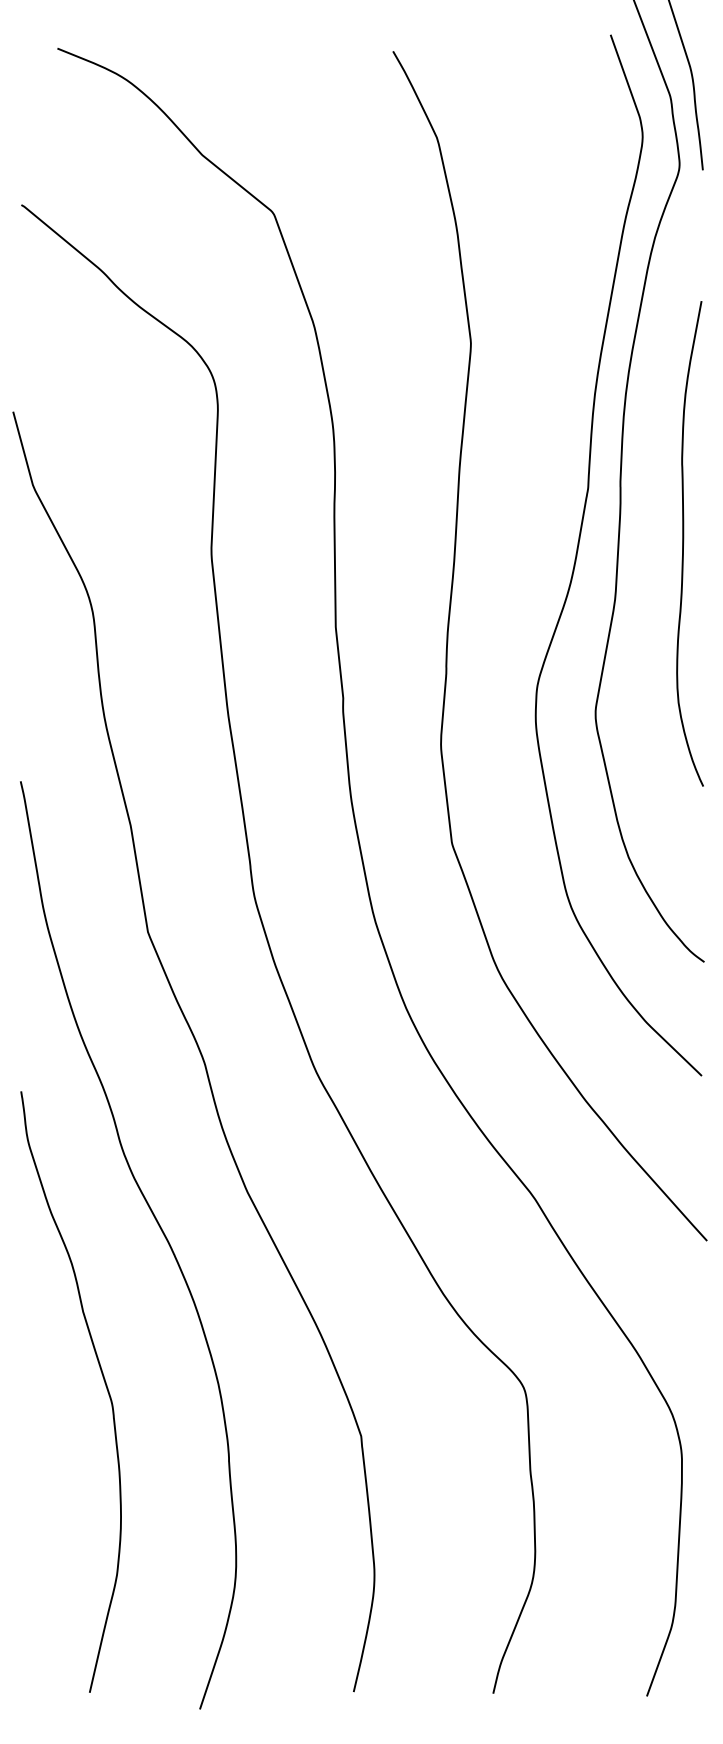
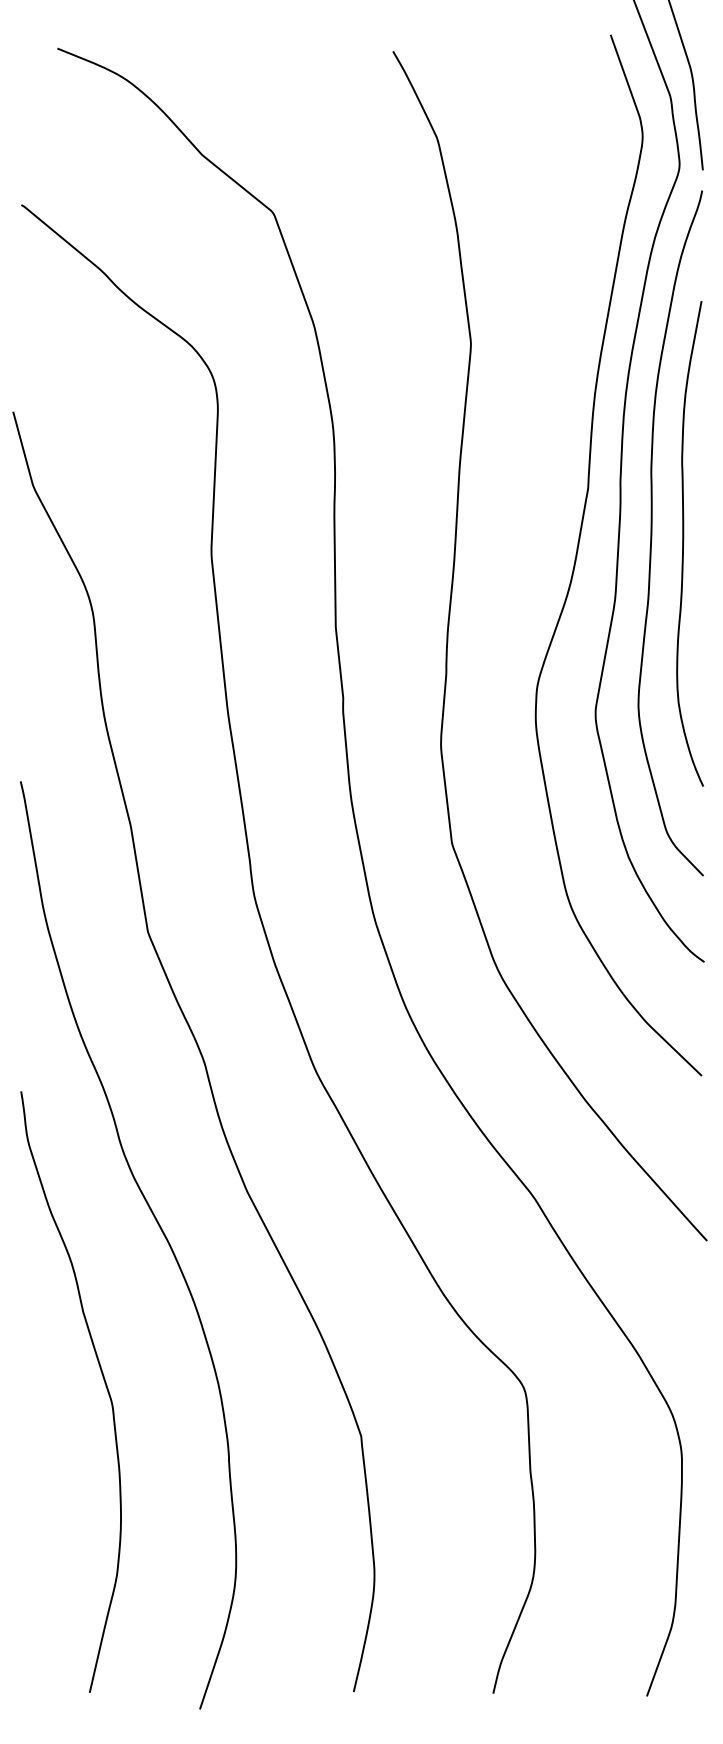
curve: none -> present (652, 533)
